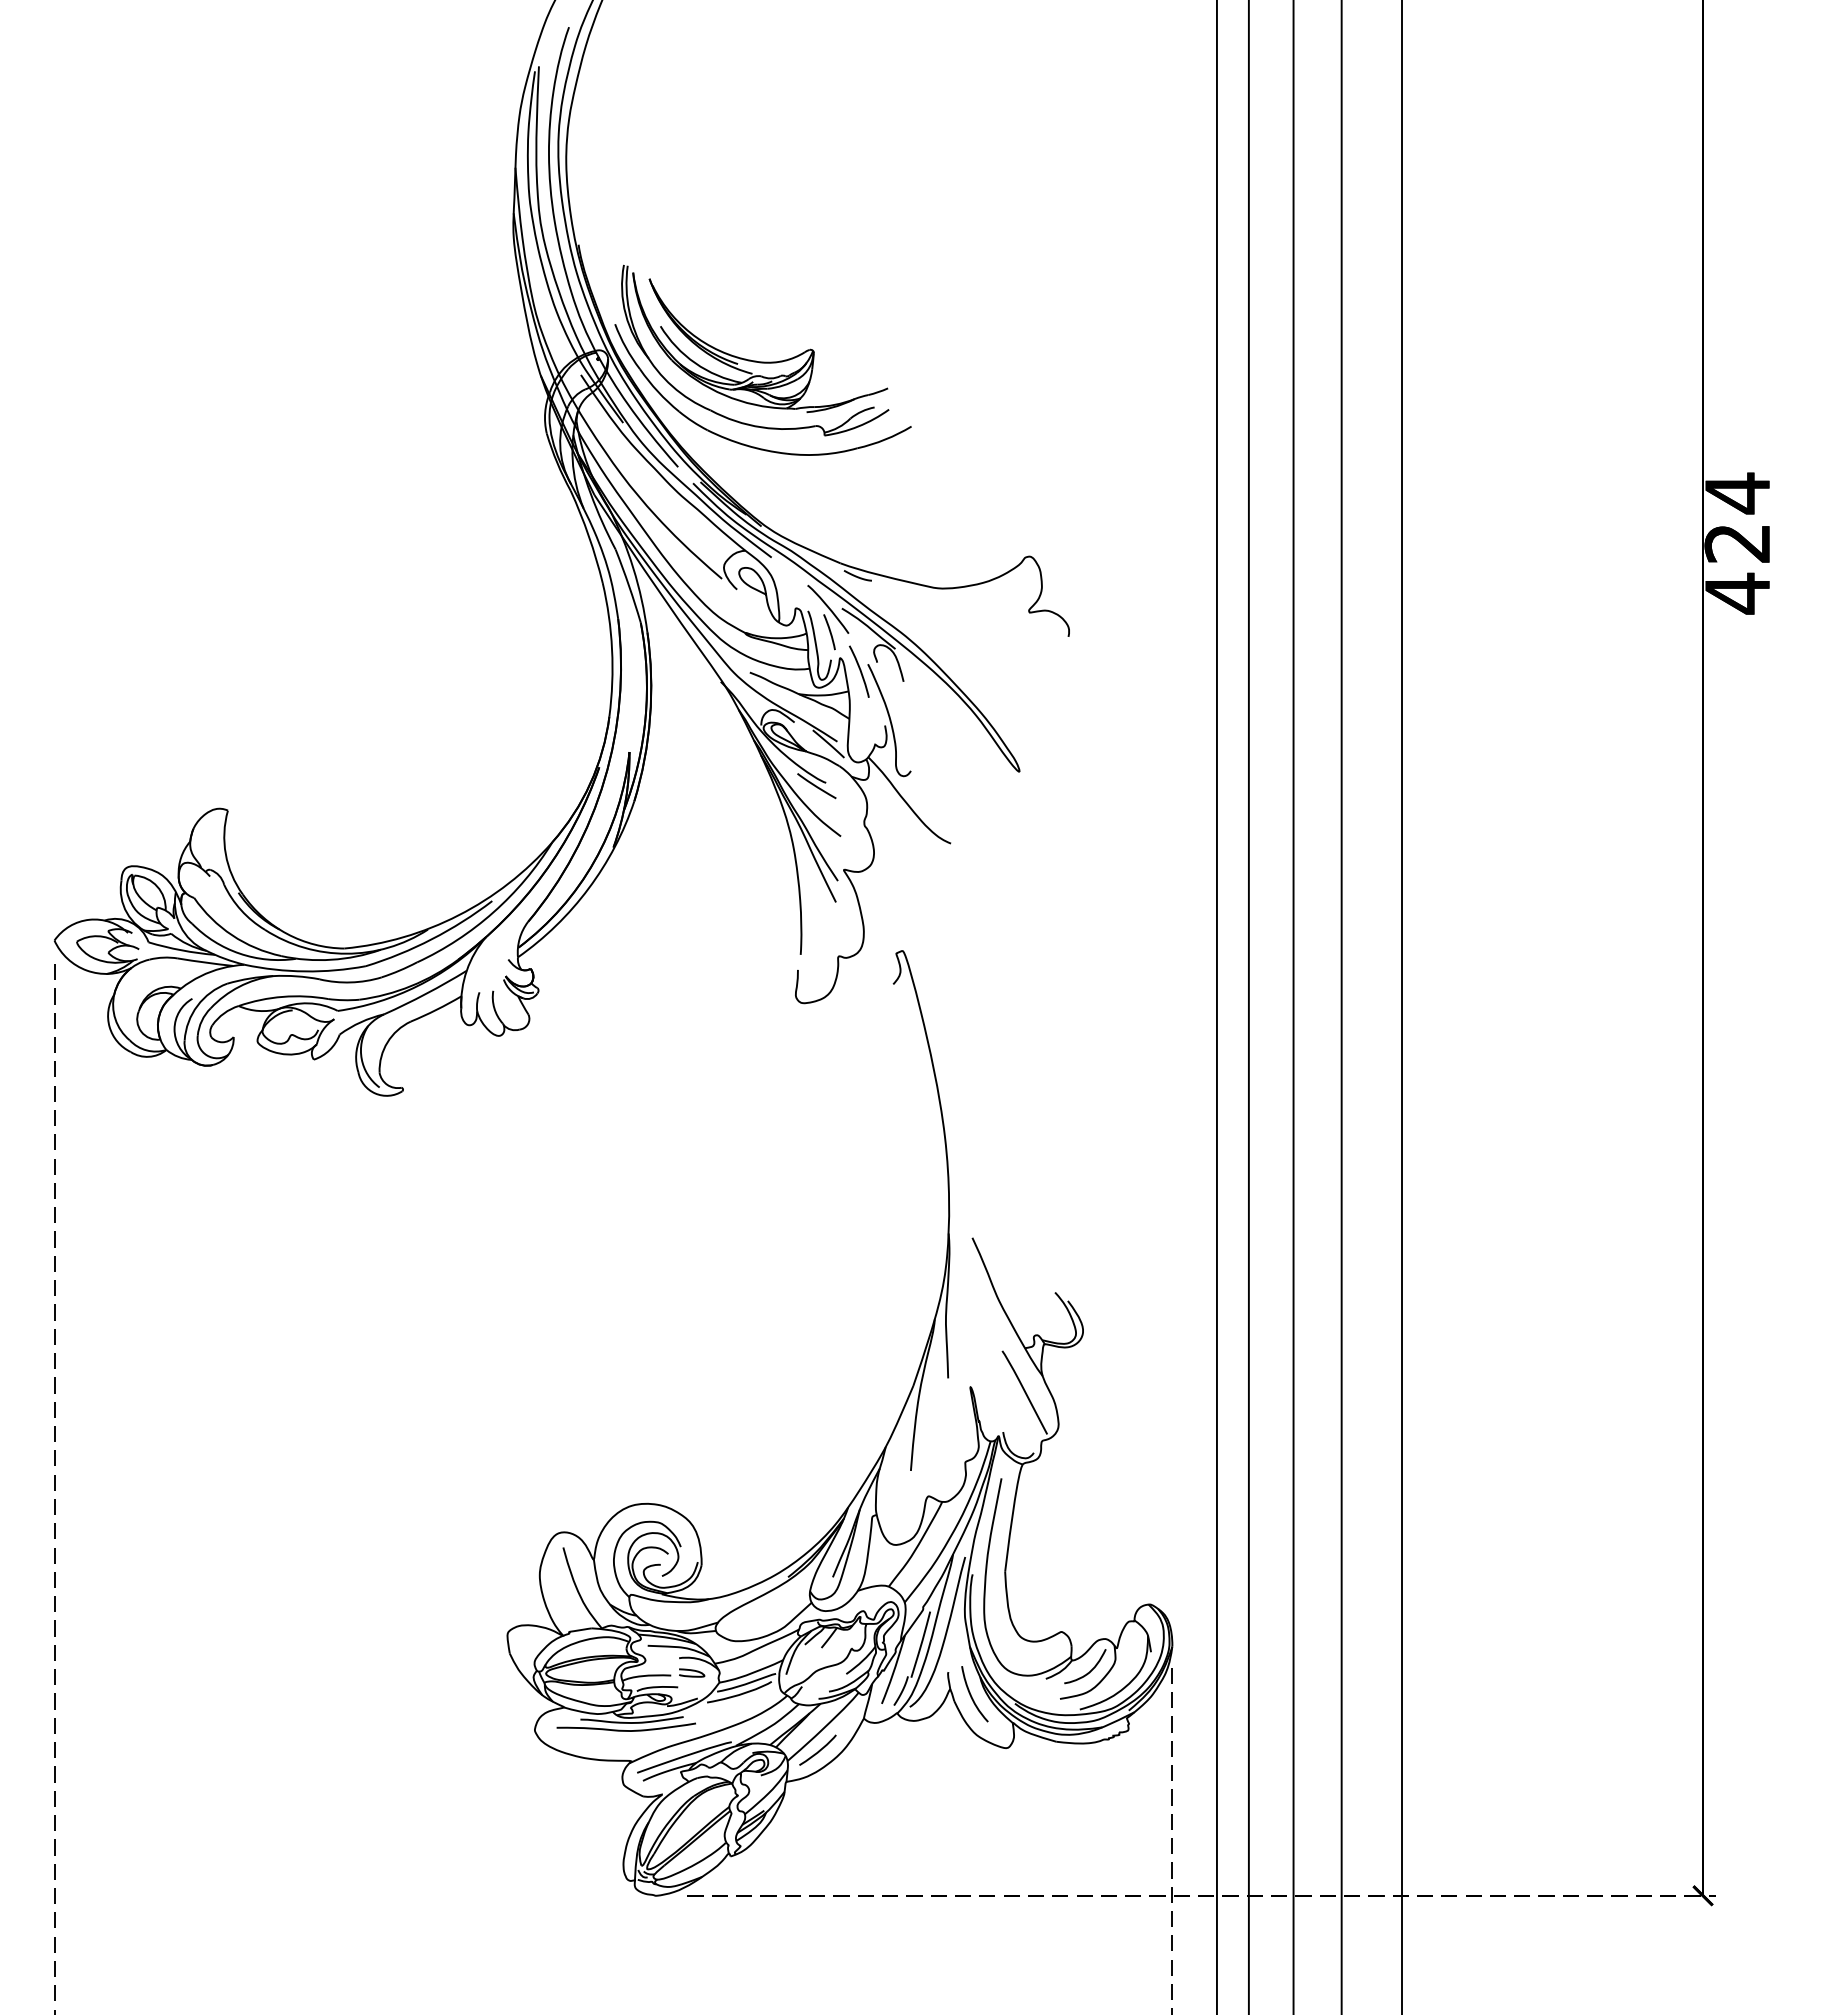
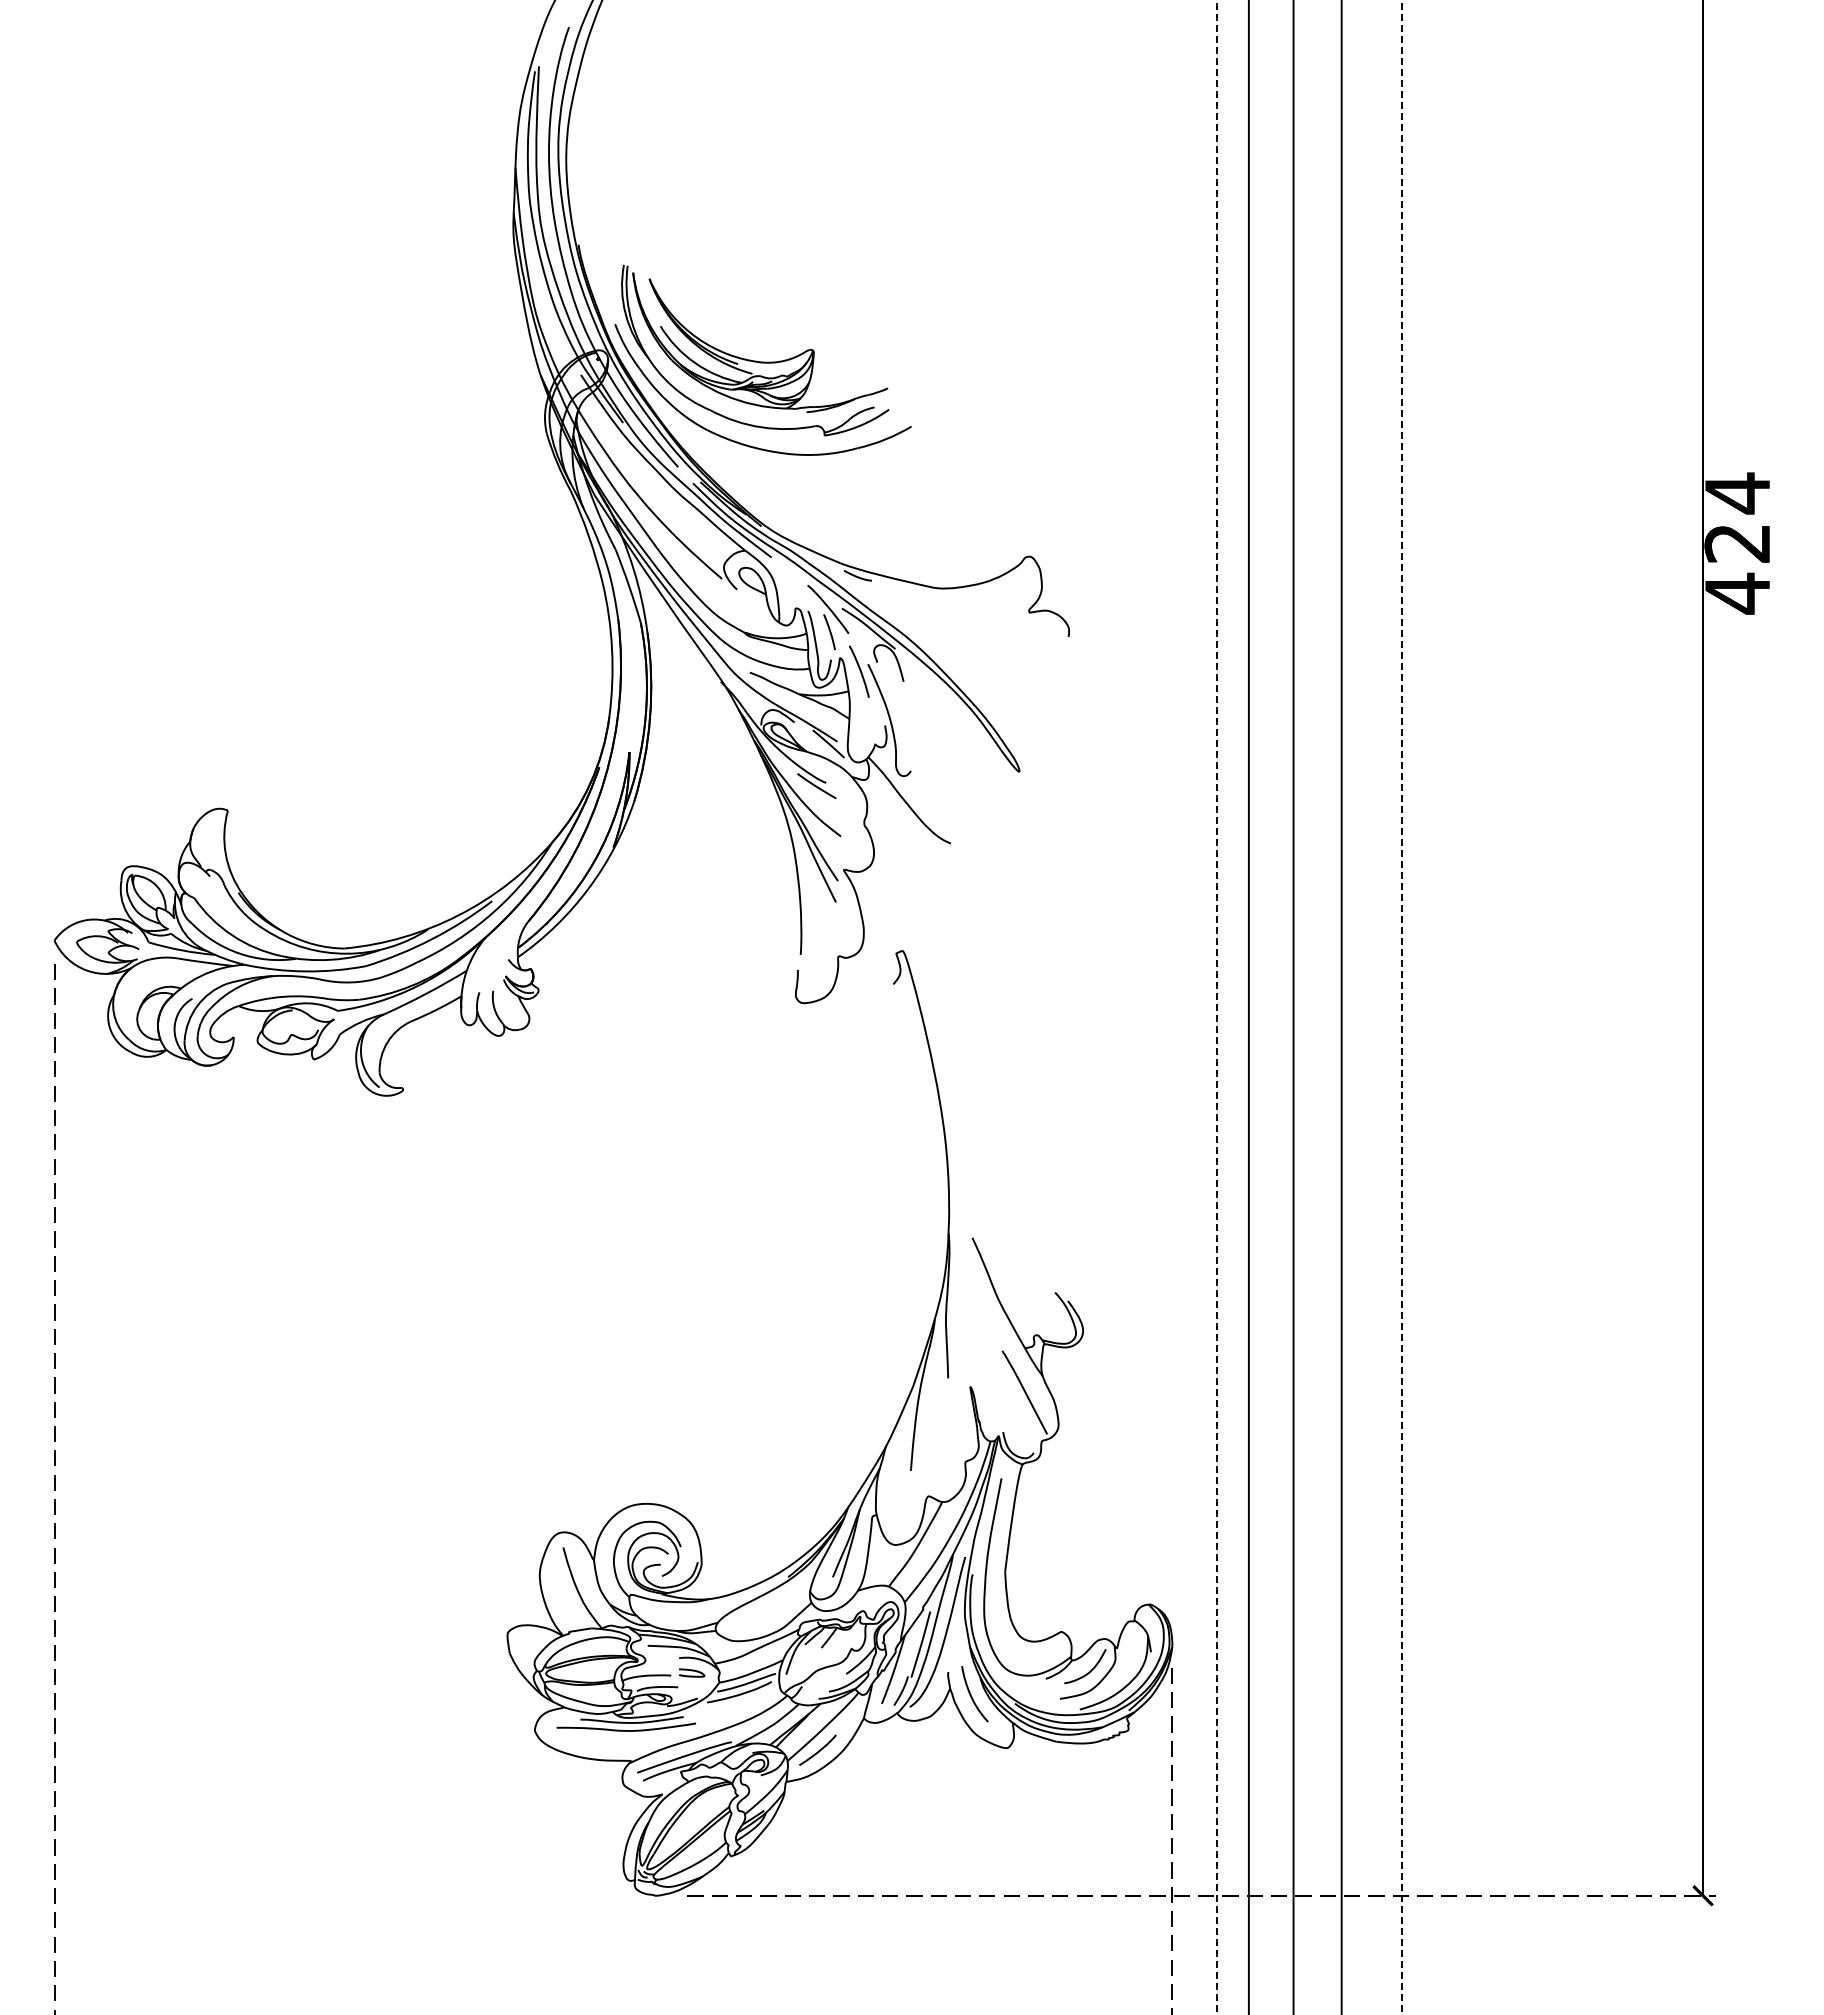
line: solid -> dashed (1216, 1007)
line: solid -> dashed (1402, 1007)
